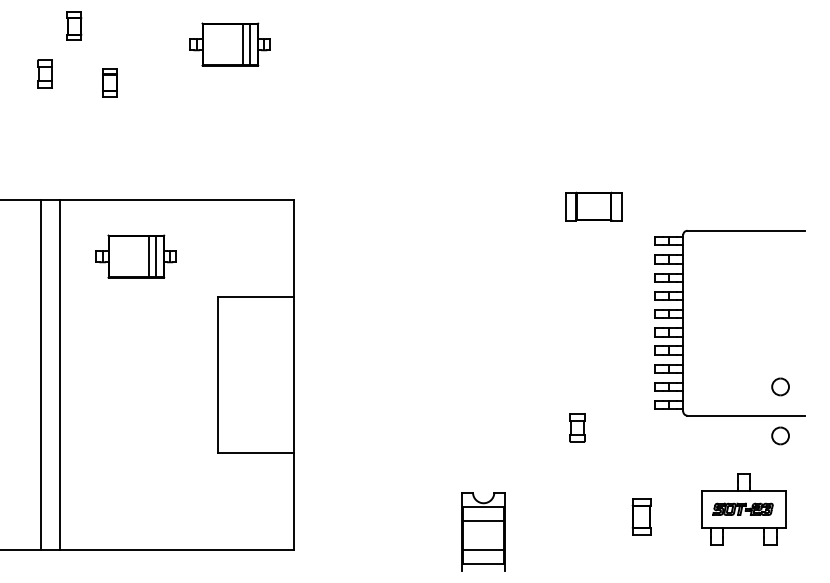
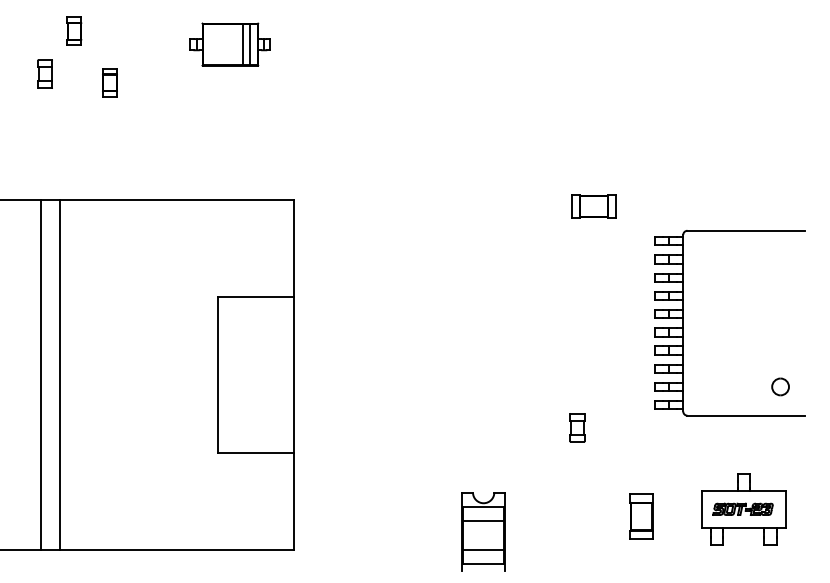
part position: (74, 25) -> (74, 30) (74, 30)
part size: 58x31 px -> 46x25 px (593, 206)
part: present -> none (135, 256)
part: present -> none (780, 435)
part size: 21x38 px -> 25x47 px (641, 516)
